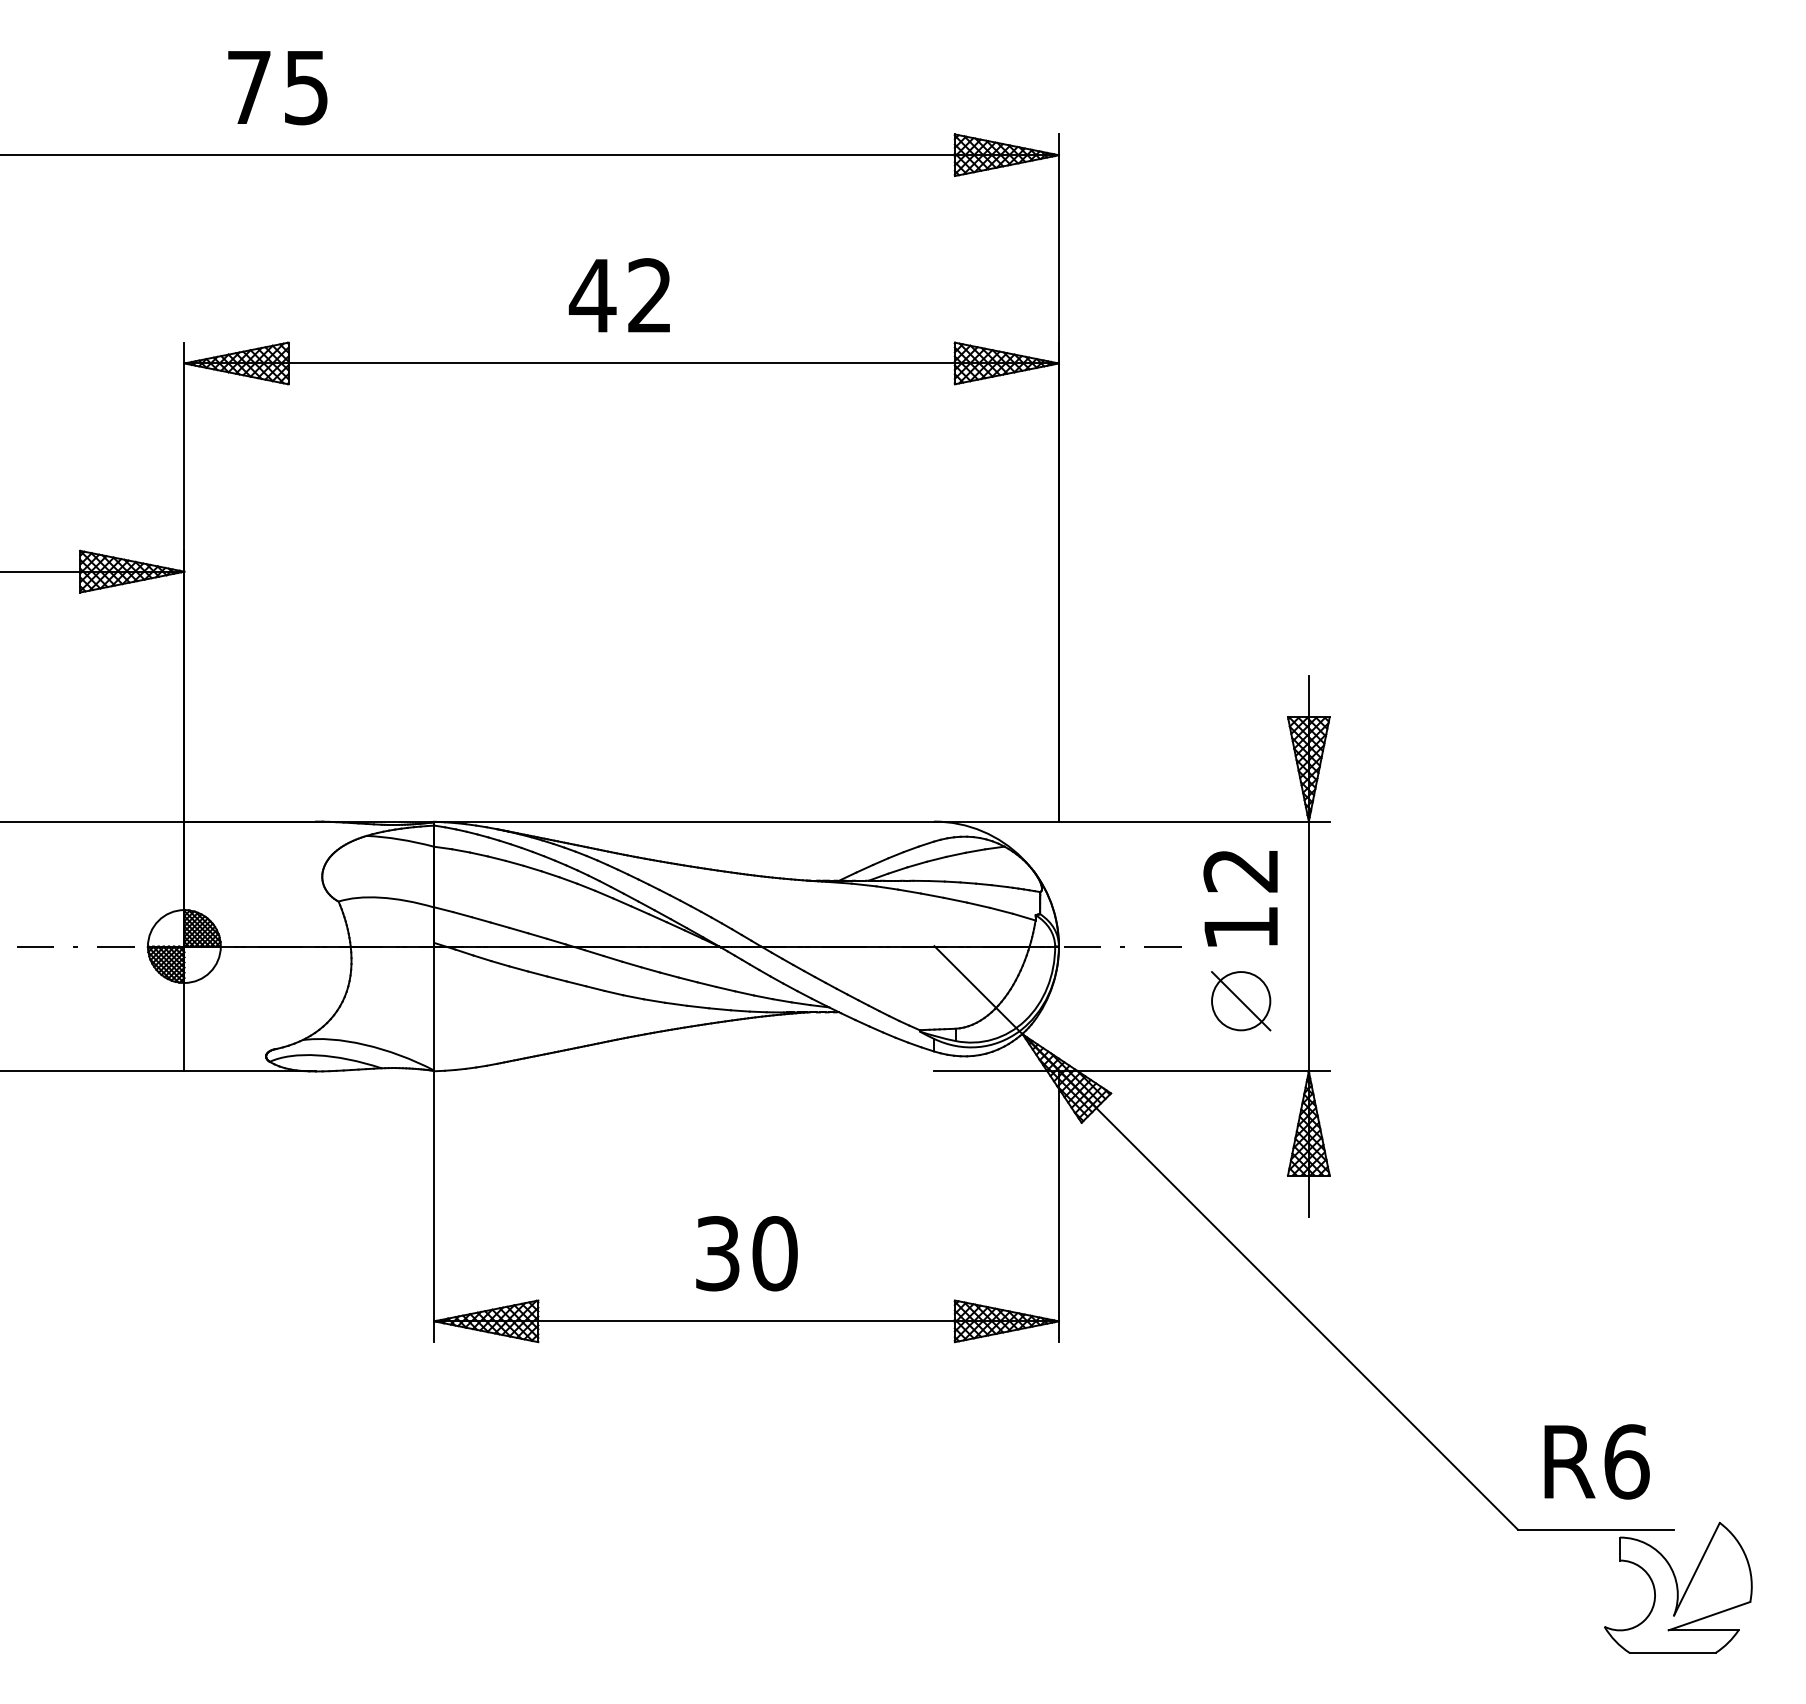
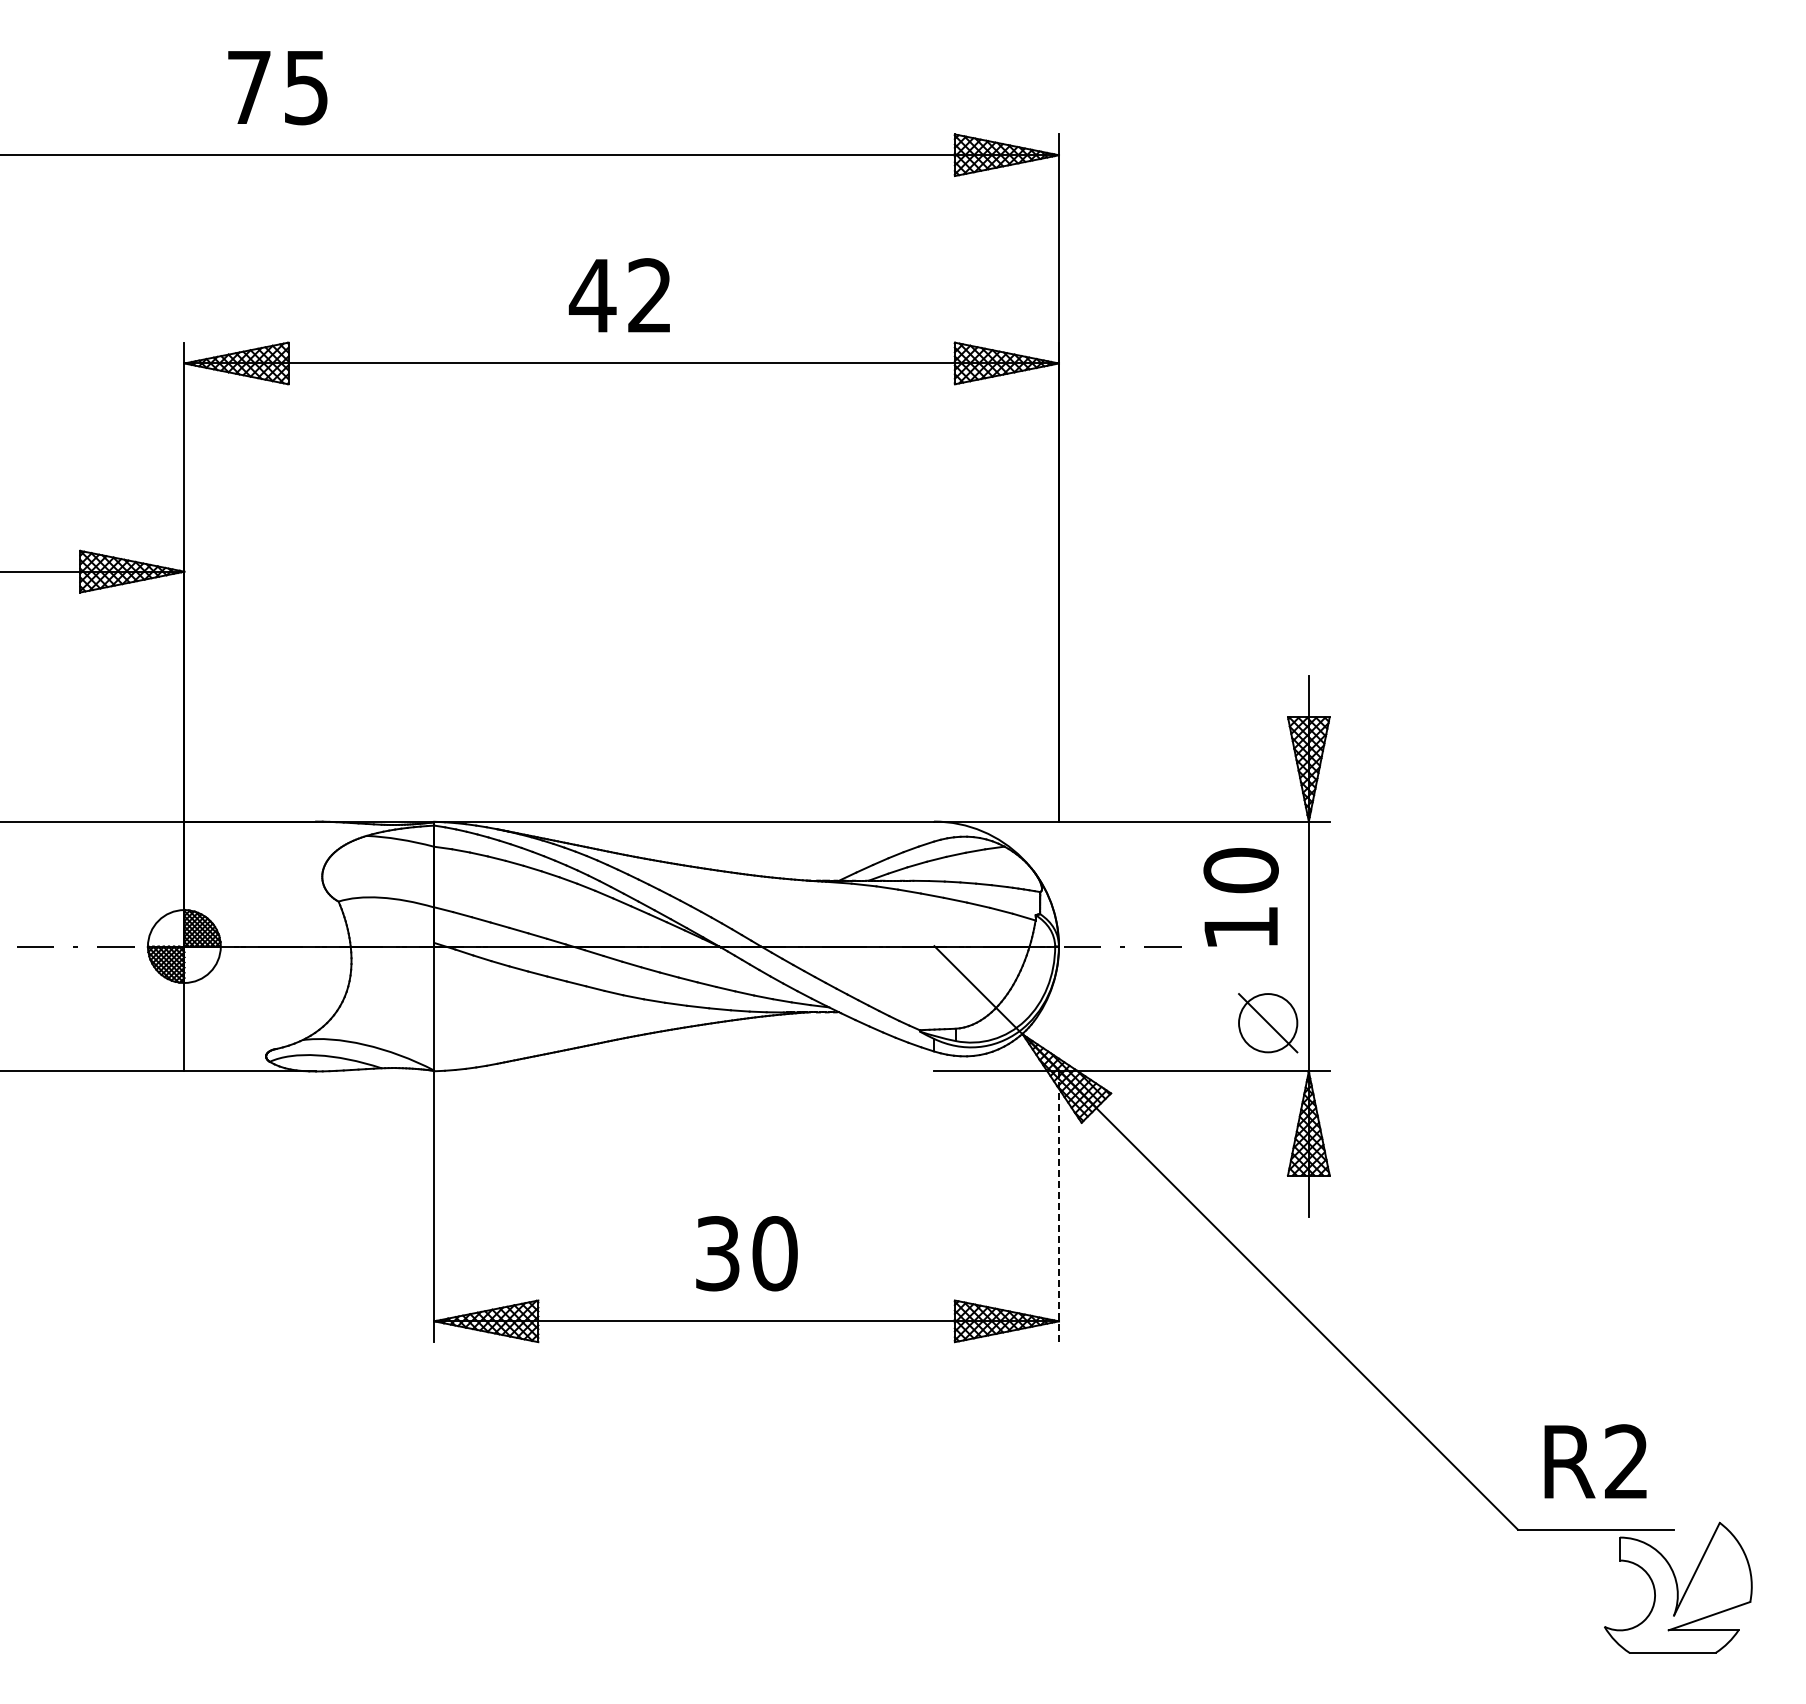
text: 12 -> 10 (1240, 870)
part position: (1241, 1001) -> (1268, 1023) (1268, 1023)
line: solid -> dashed (1058, 1206)
text: R6 -> R2 (1626, 1461)
